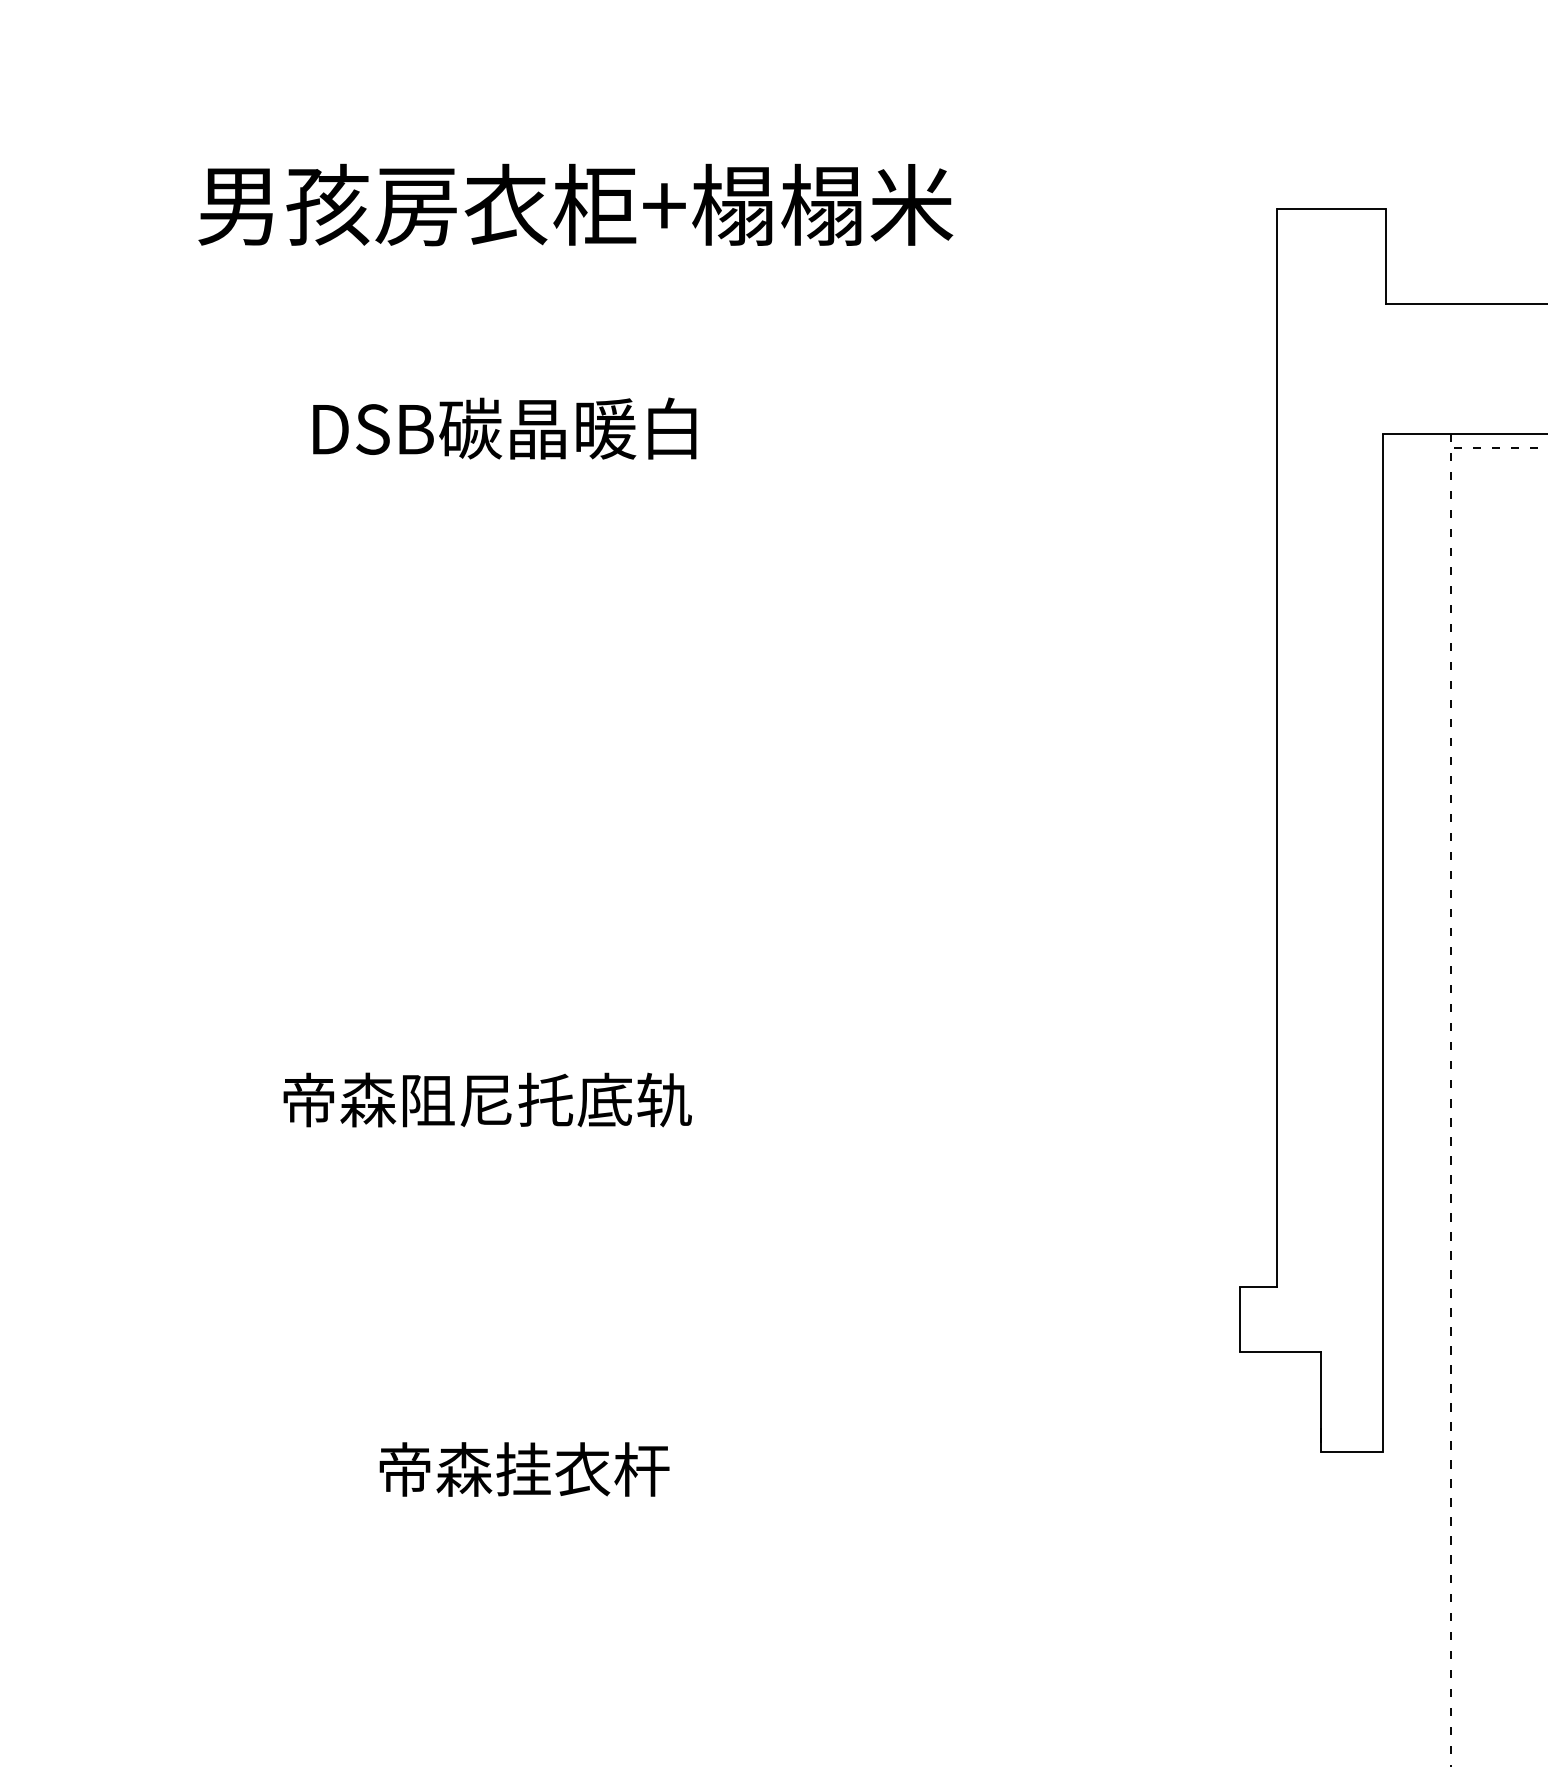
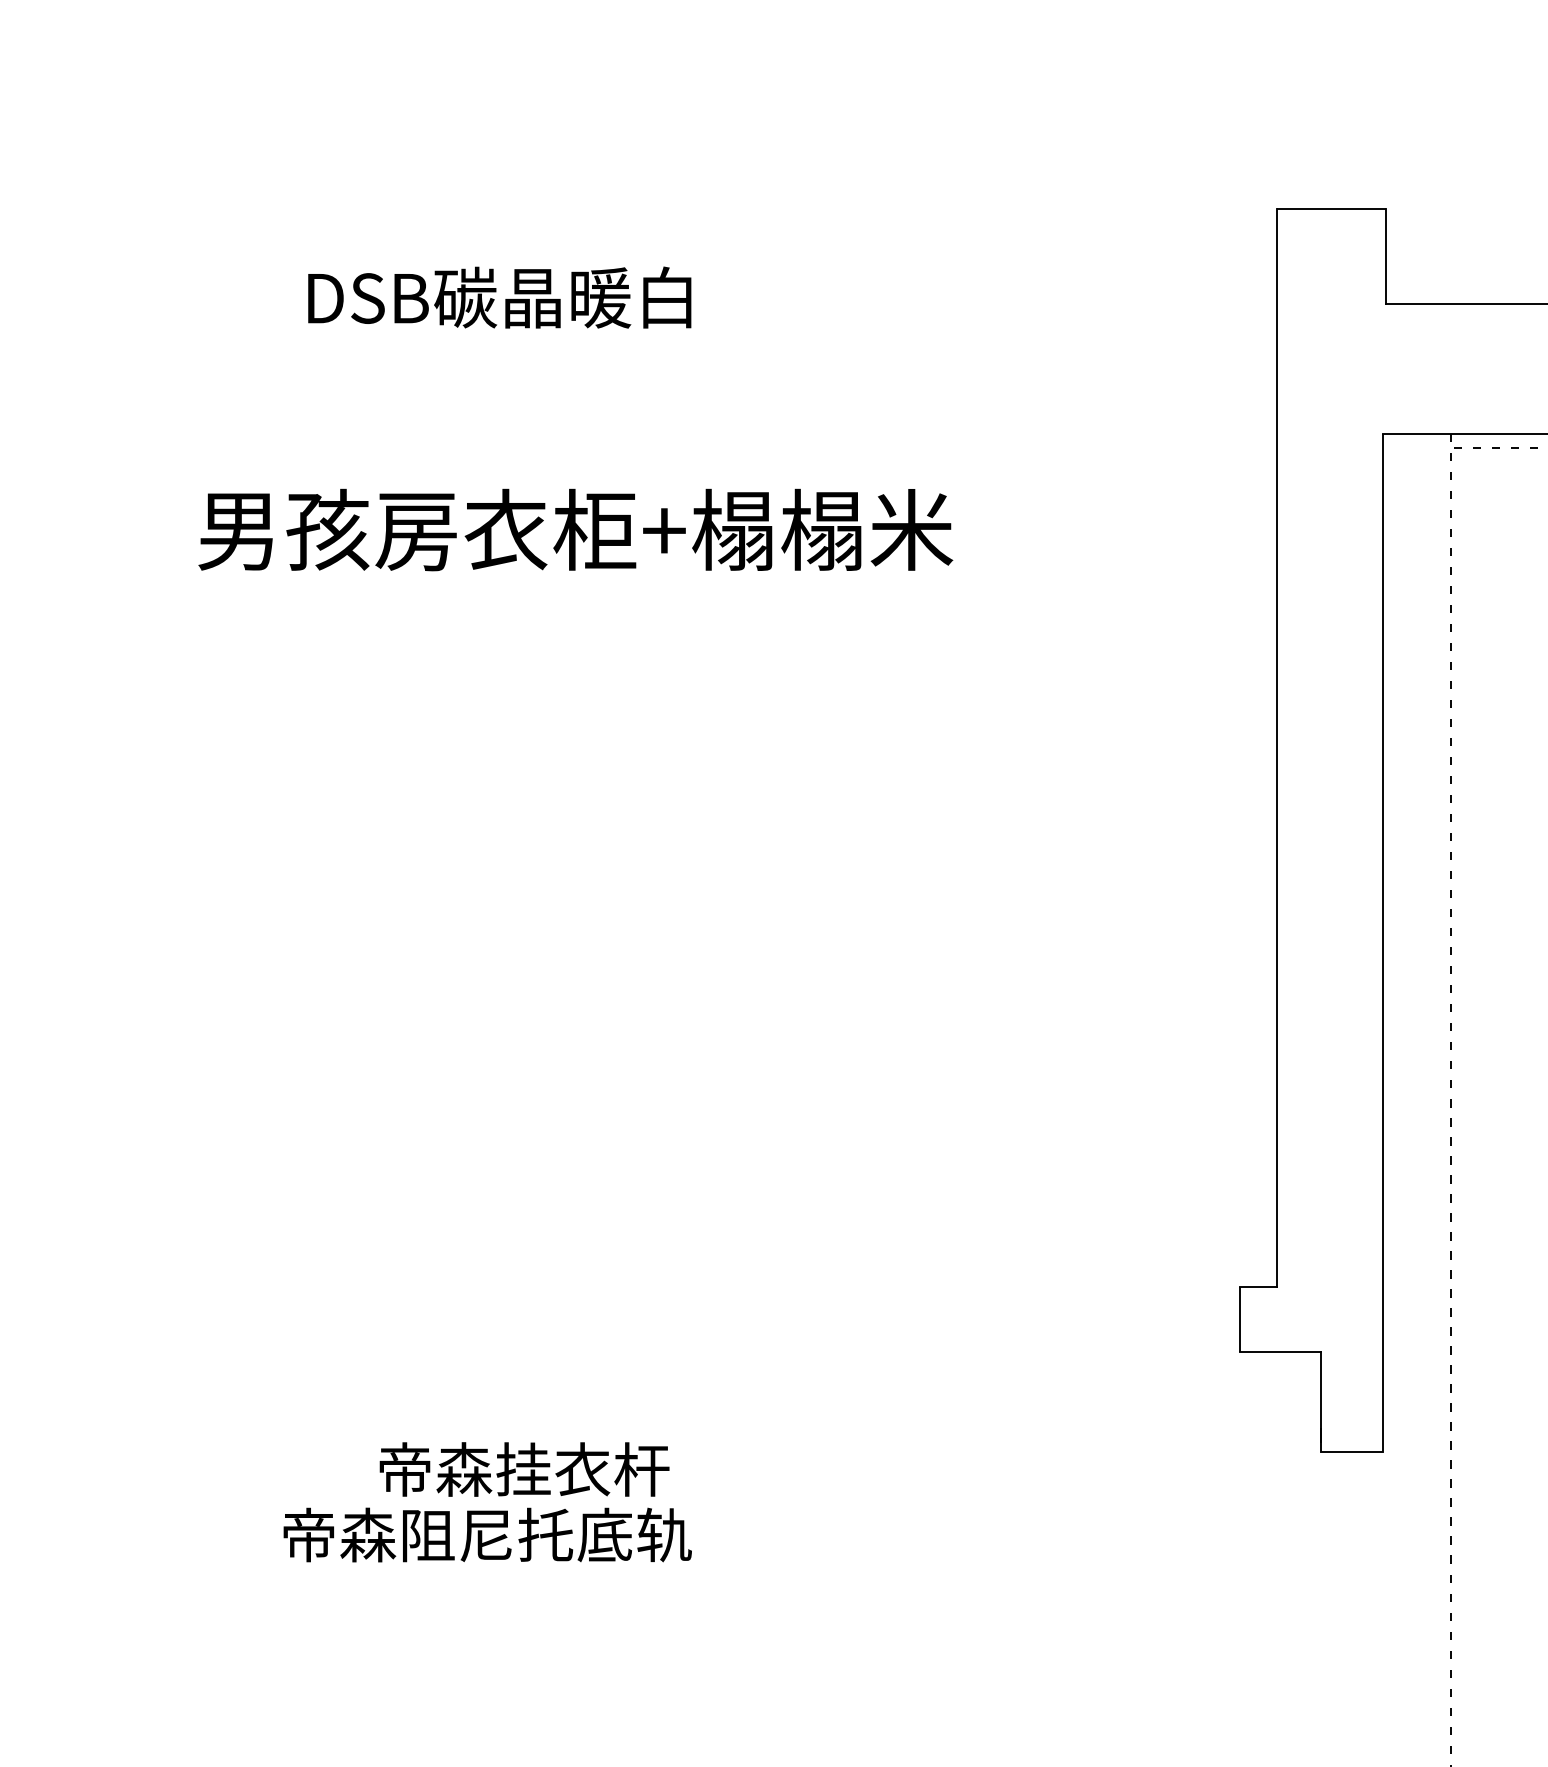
text position: (575, 204) -> (575, 529) (575, 529)
text position: (504, 428) -> (499, 297) (499, 297)
text position: (487, 1099) -> (487, 1534) (487, 1534)
